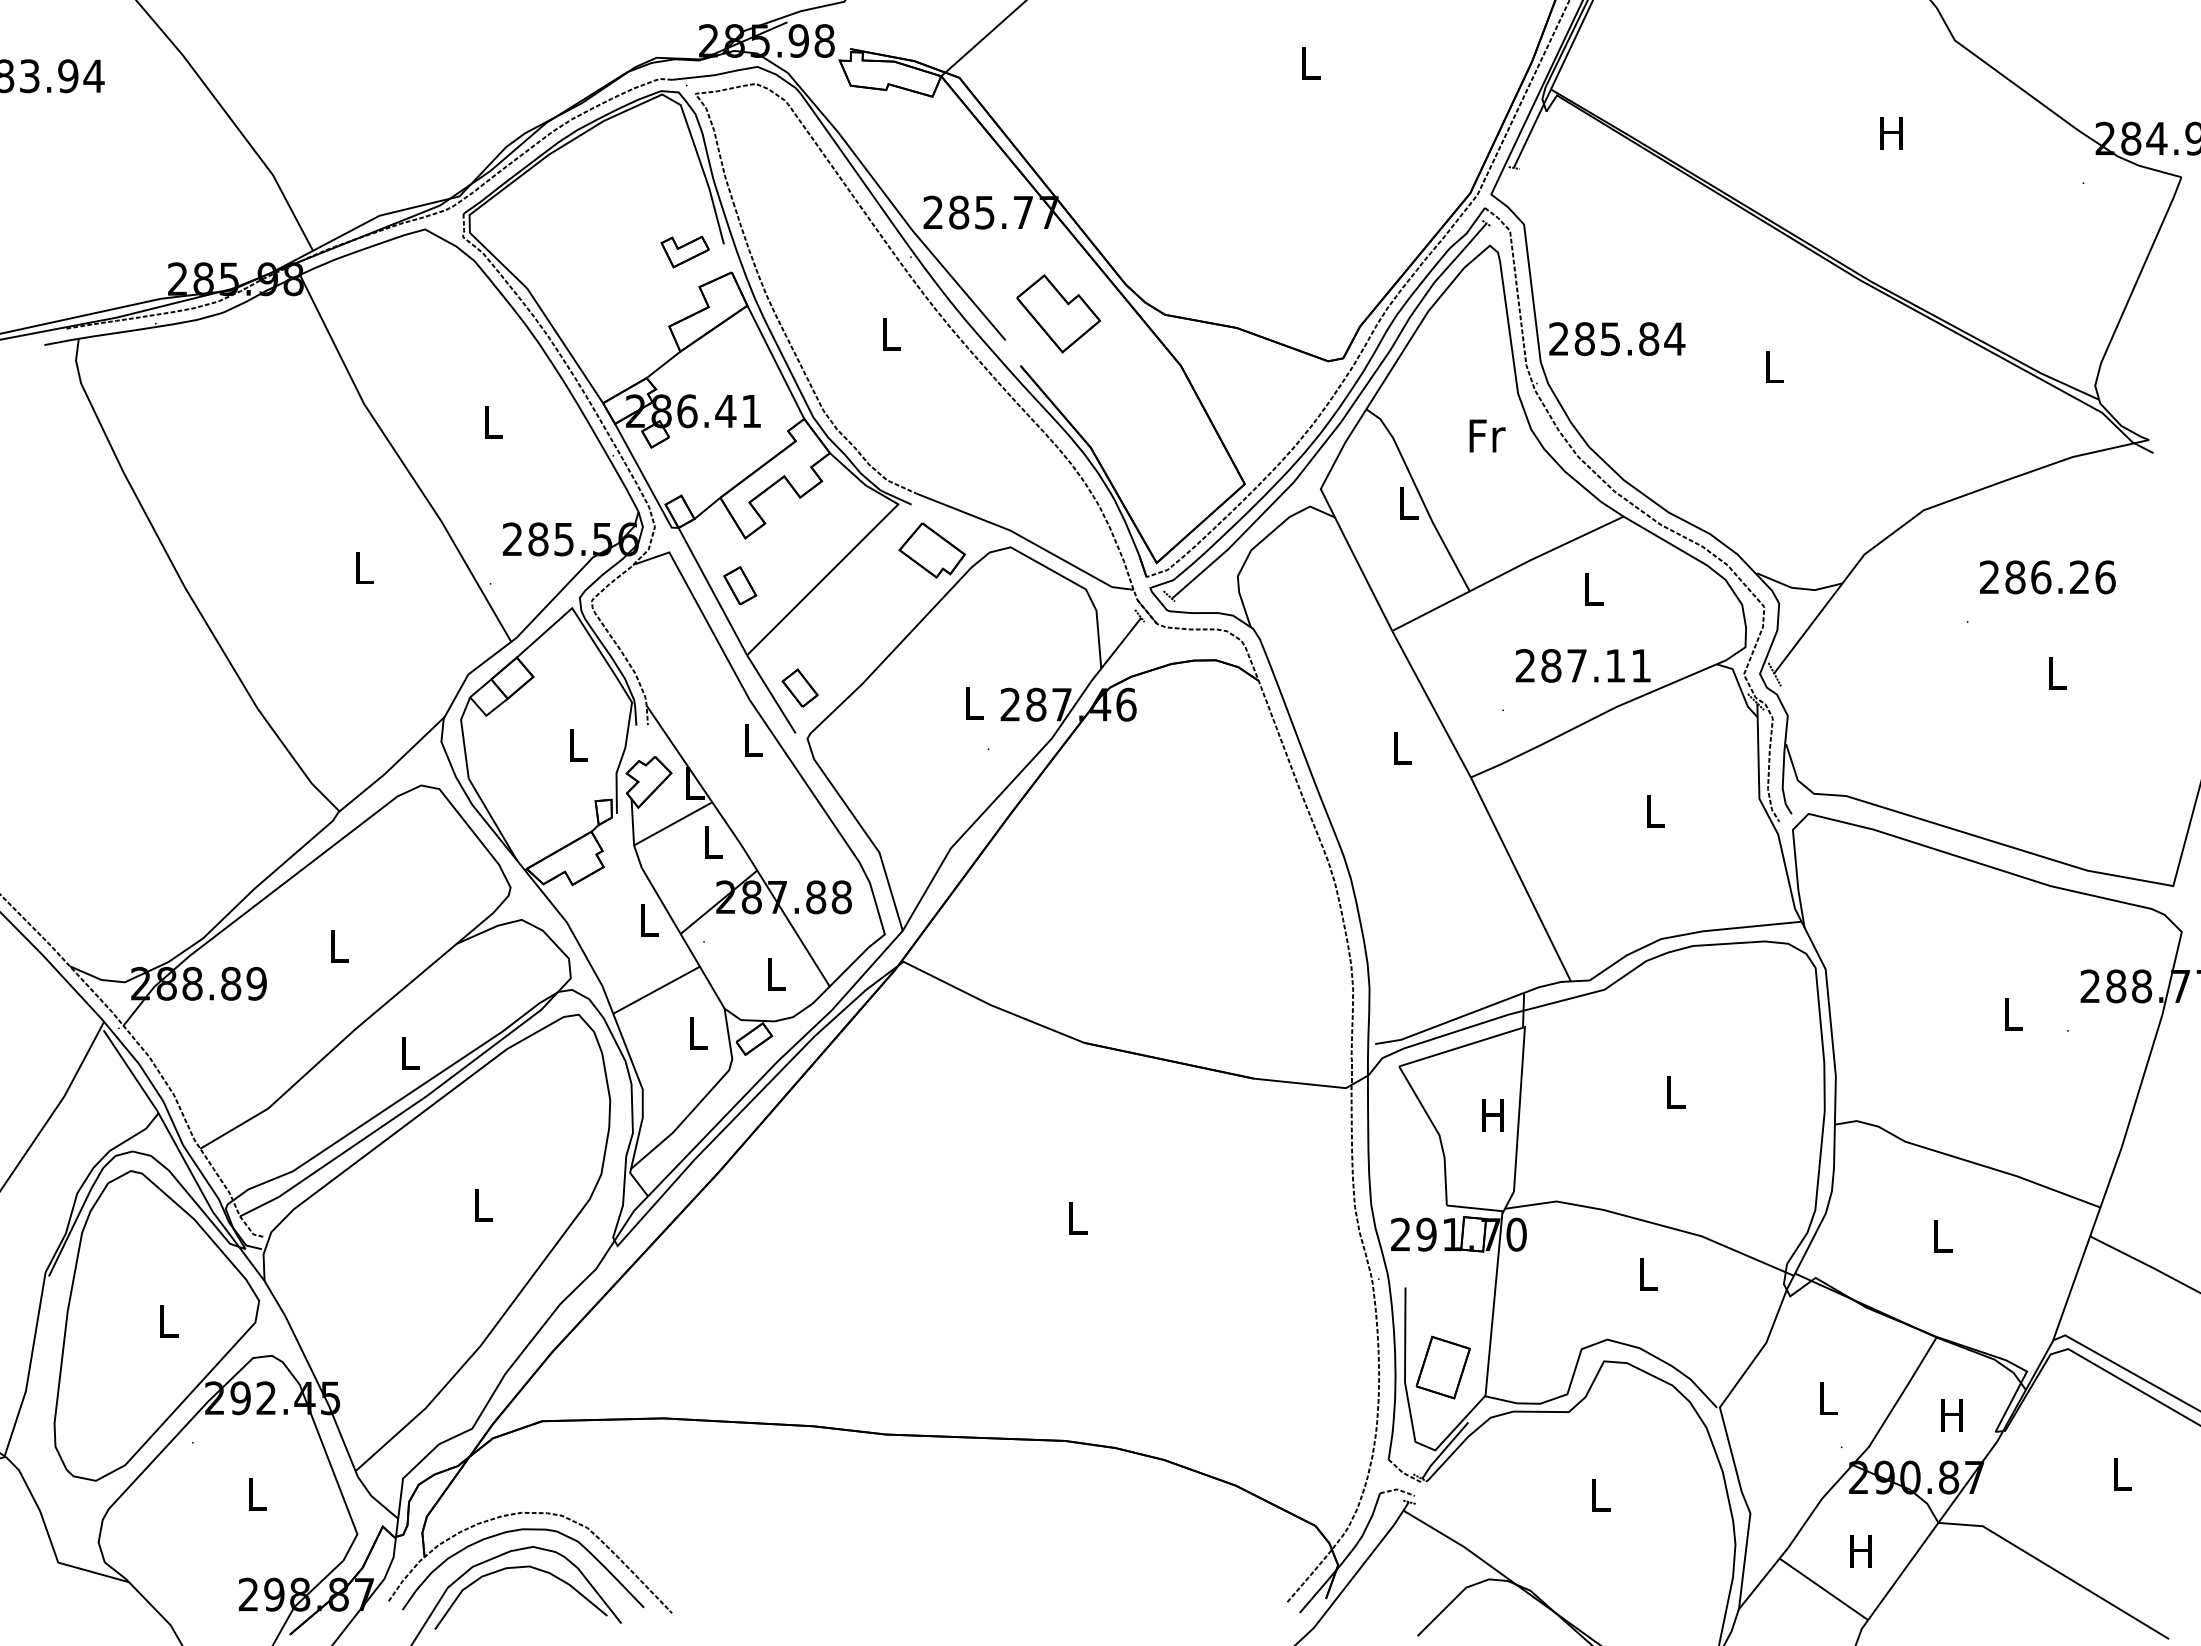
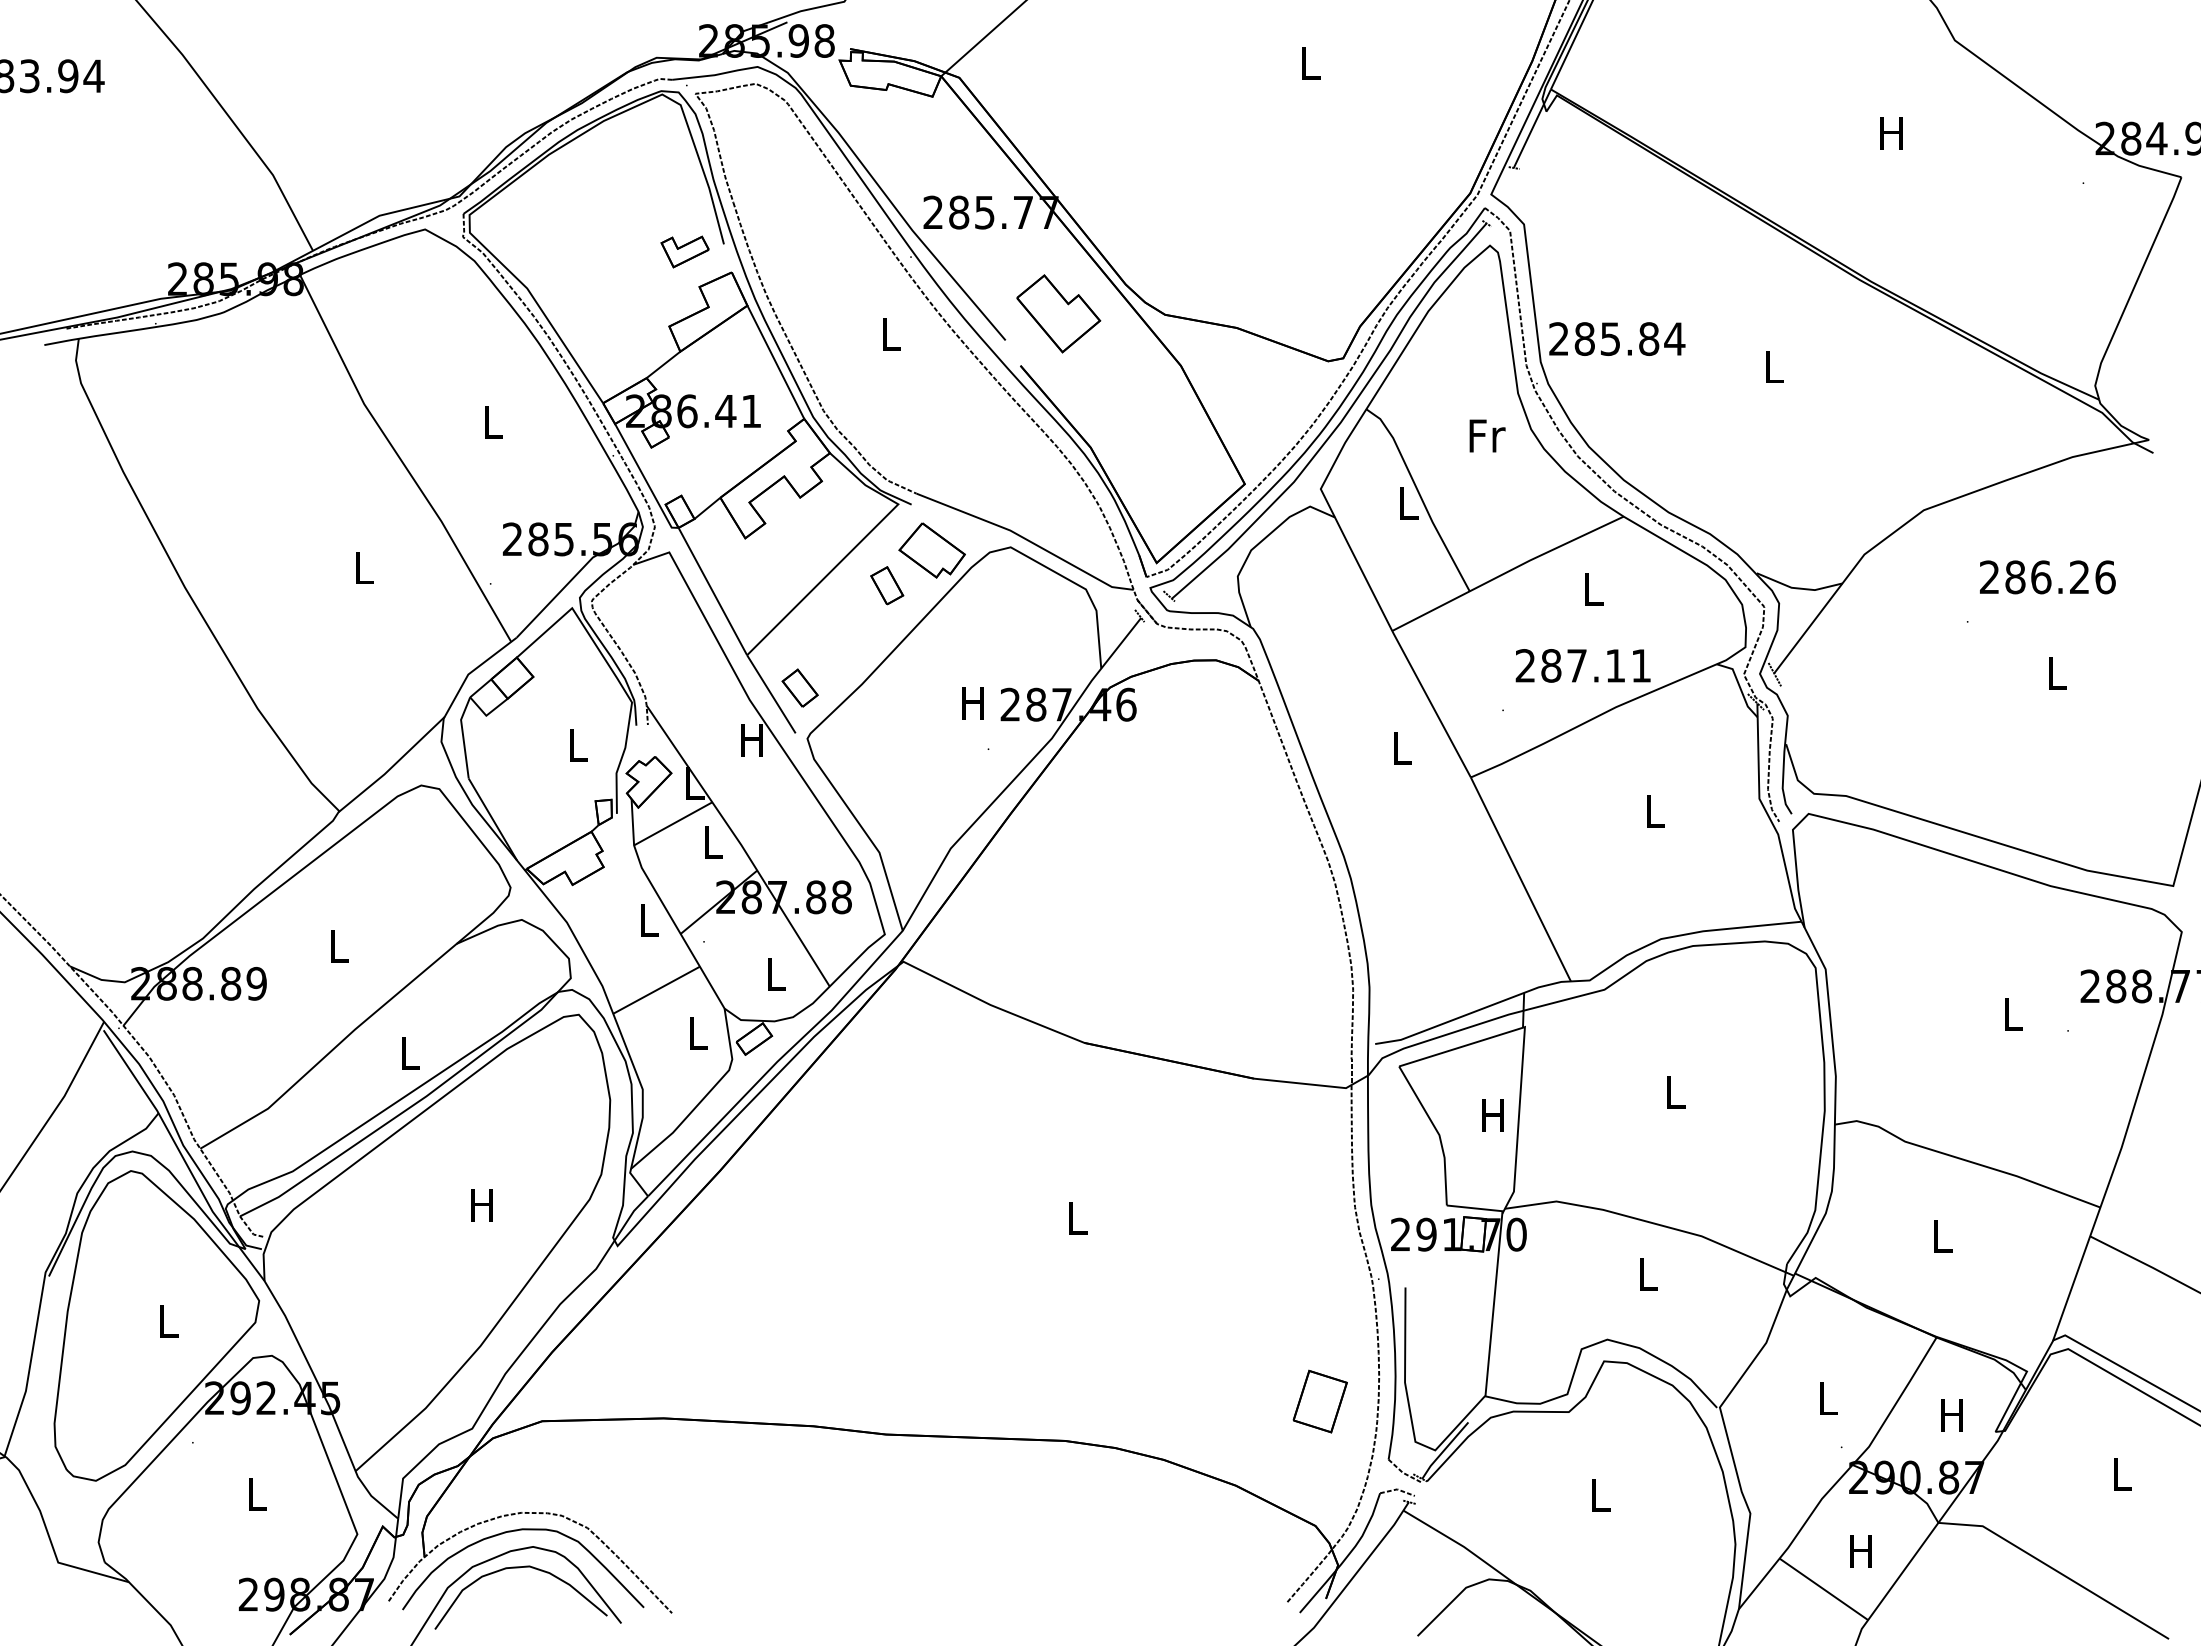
part position: (740, 585) -> (887, 585) (887, 585)
text: L -> H (972, 703)
text: L -> H (751, 740)
text: L -> H (481, 1205)
part position: (1442, 1367) -> (1319, 1401) (1319, 1401)
